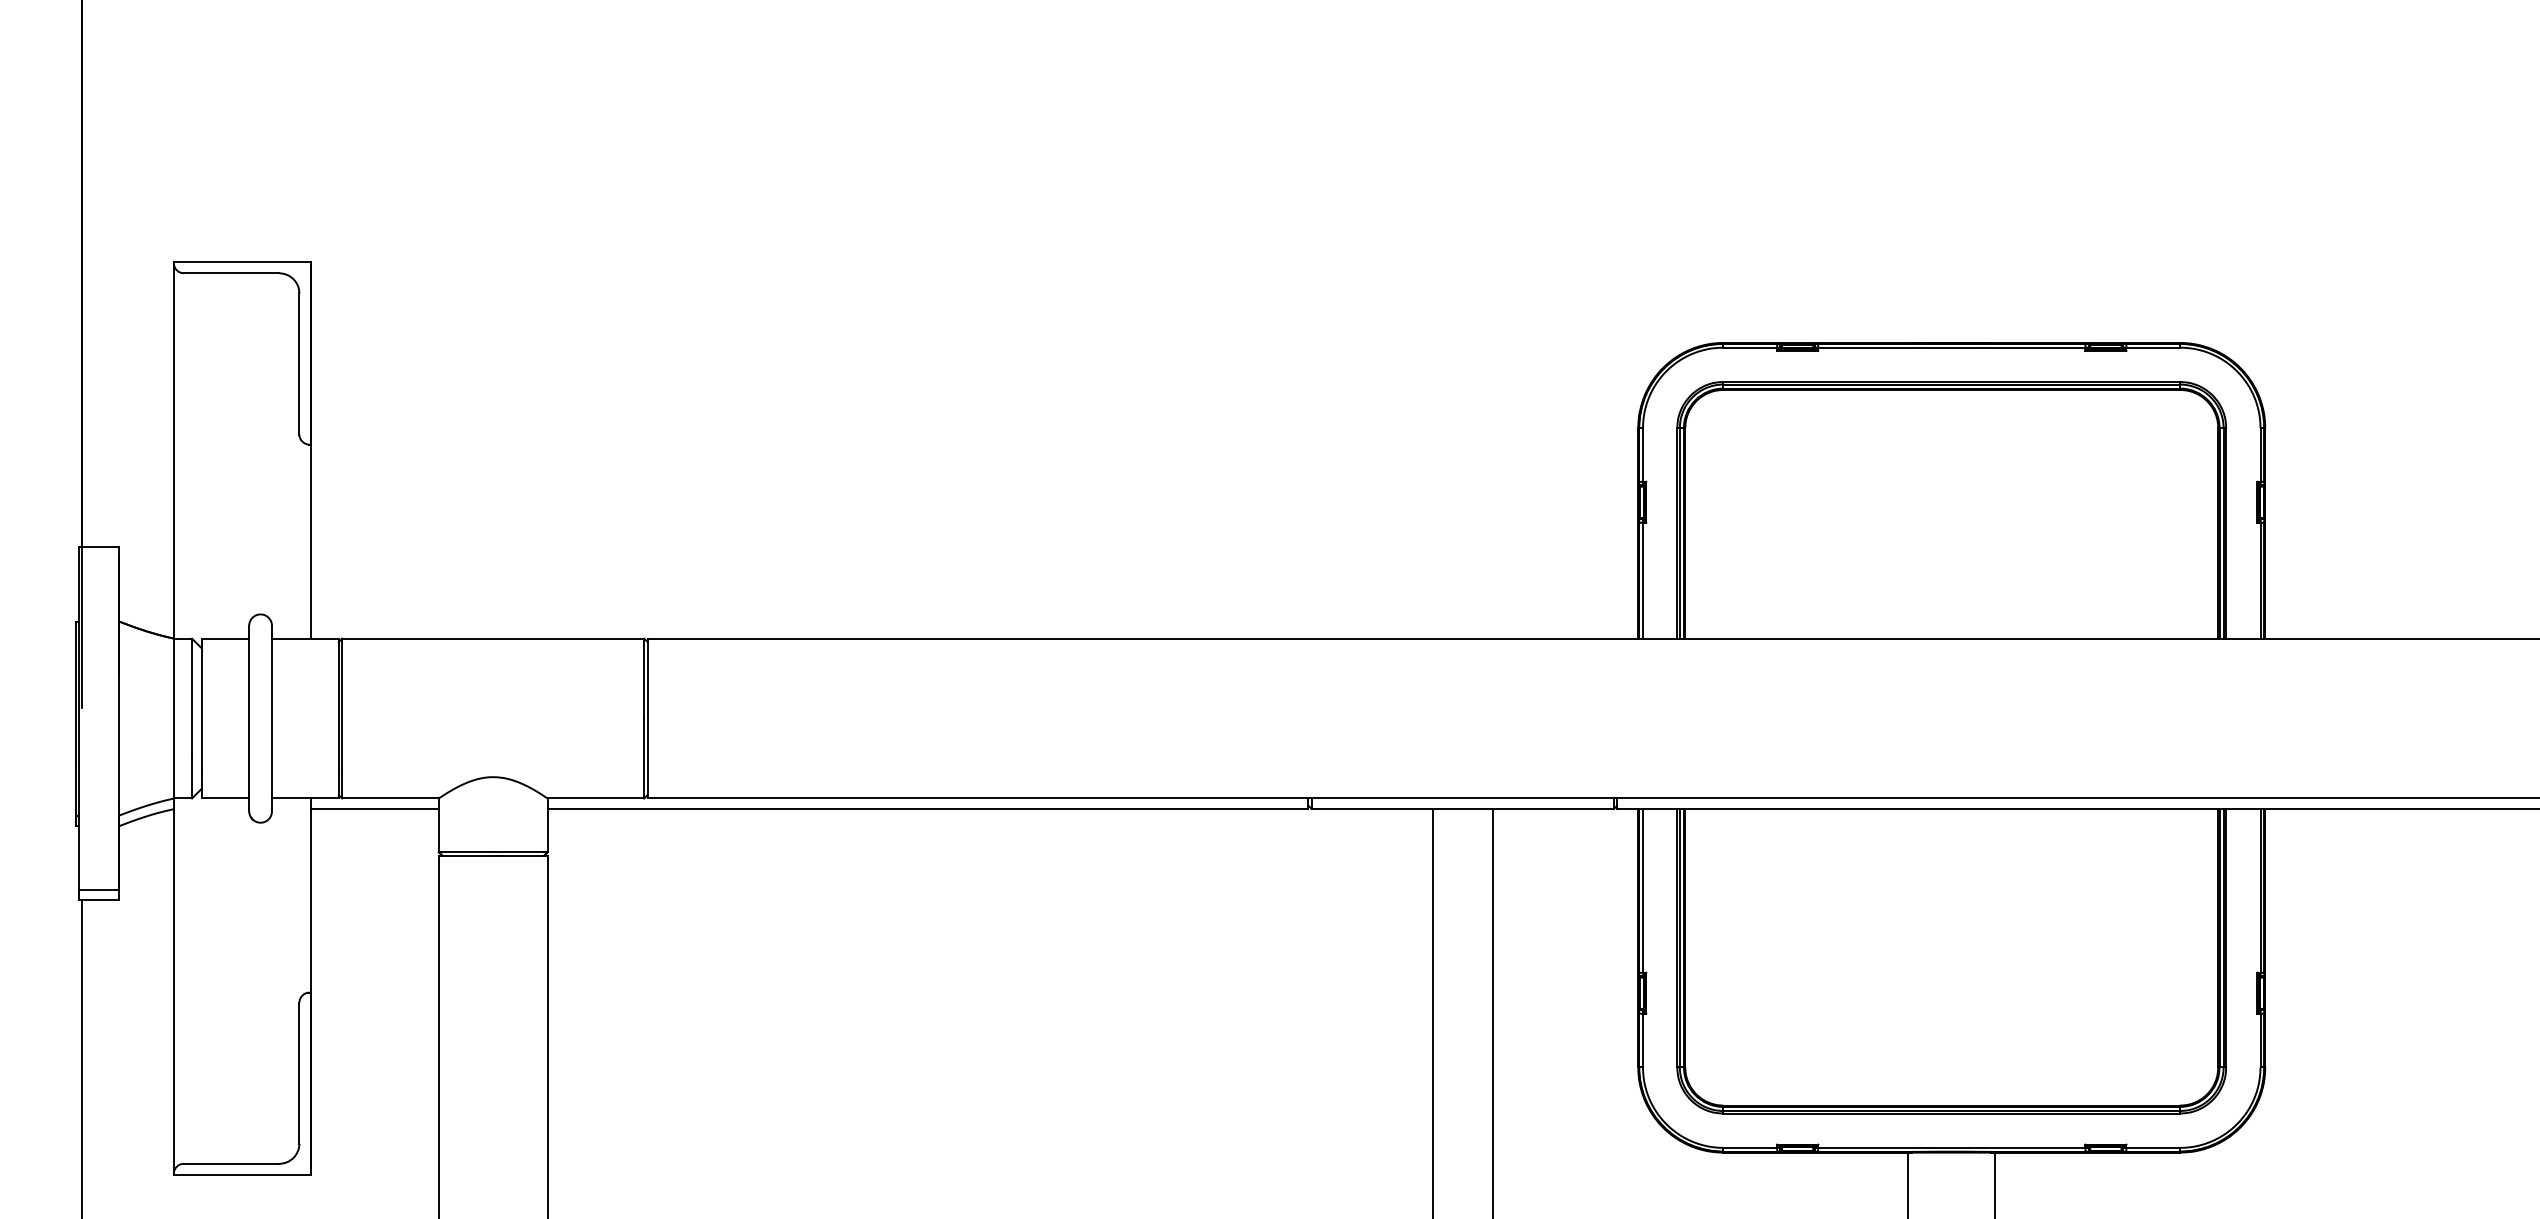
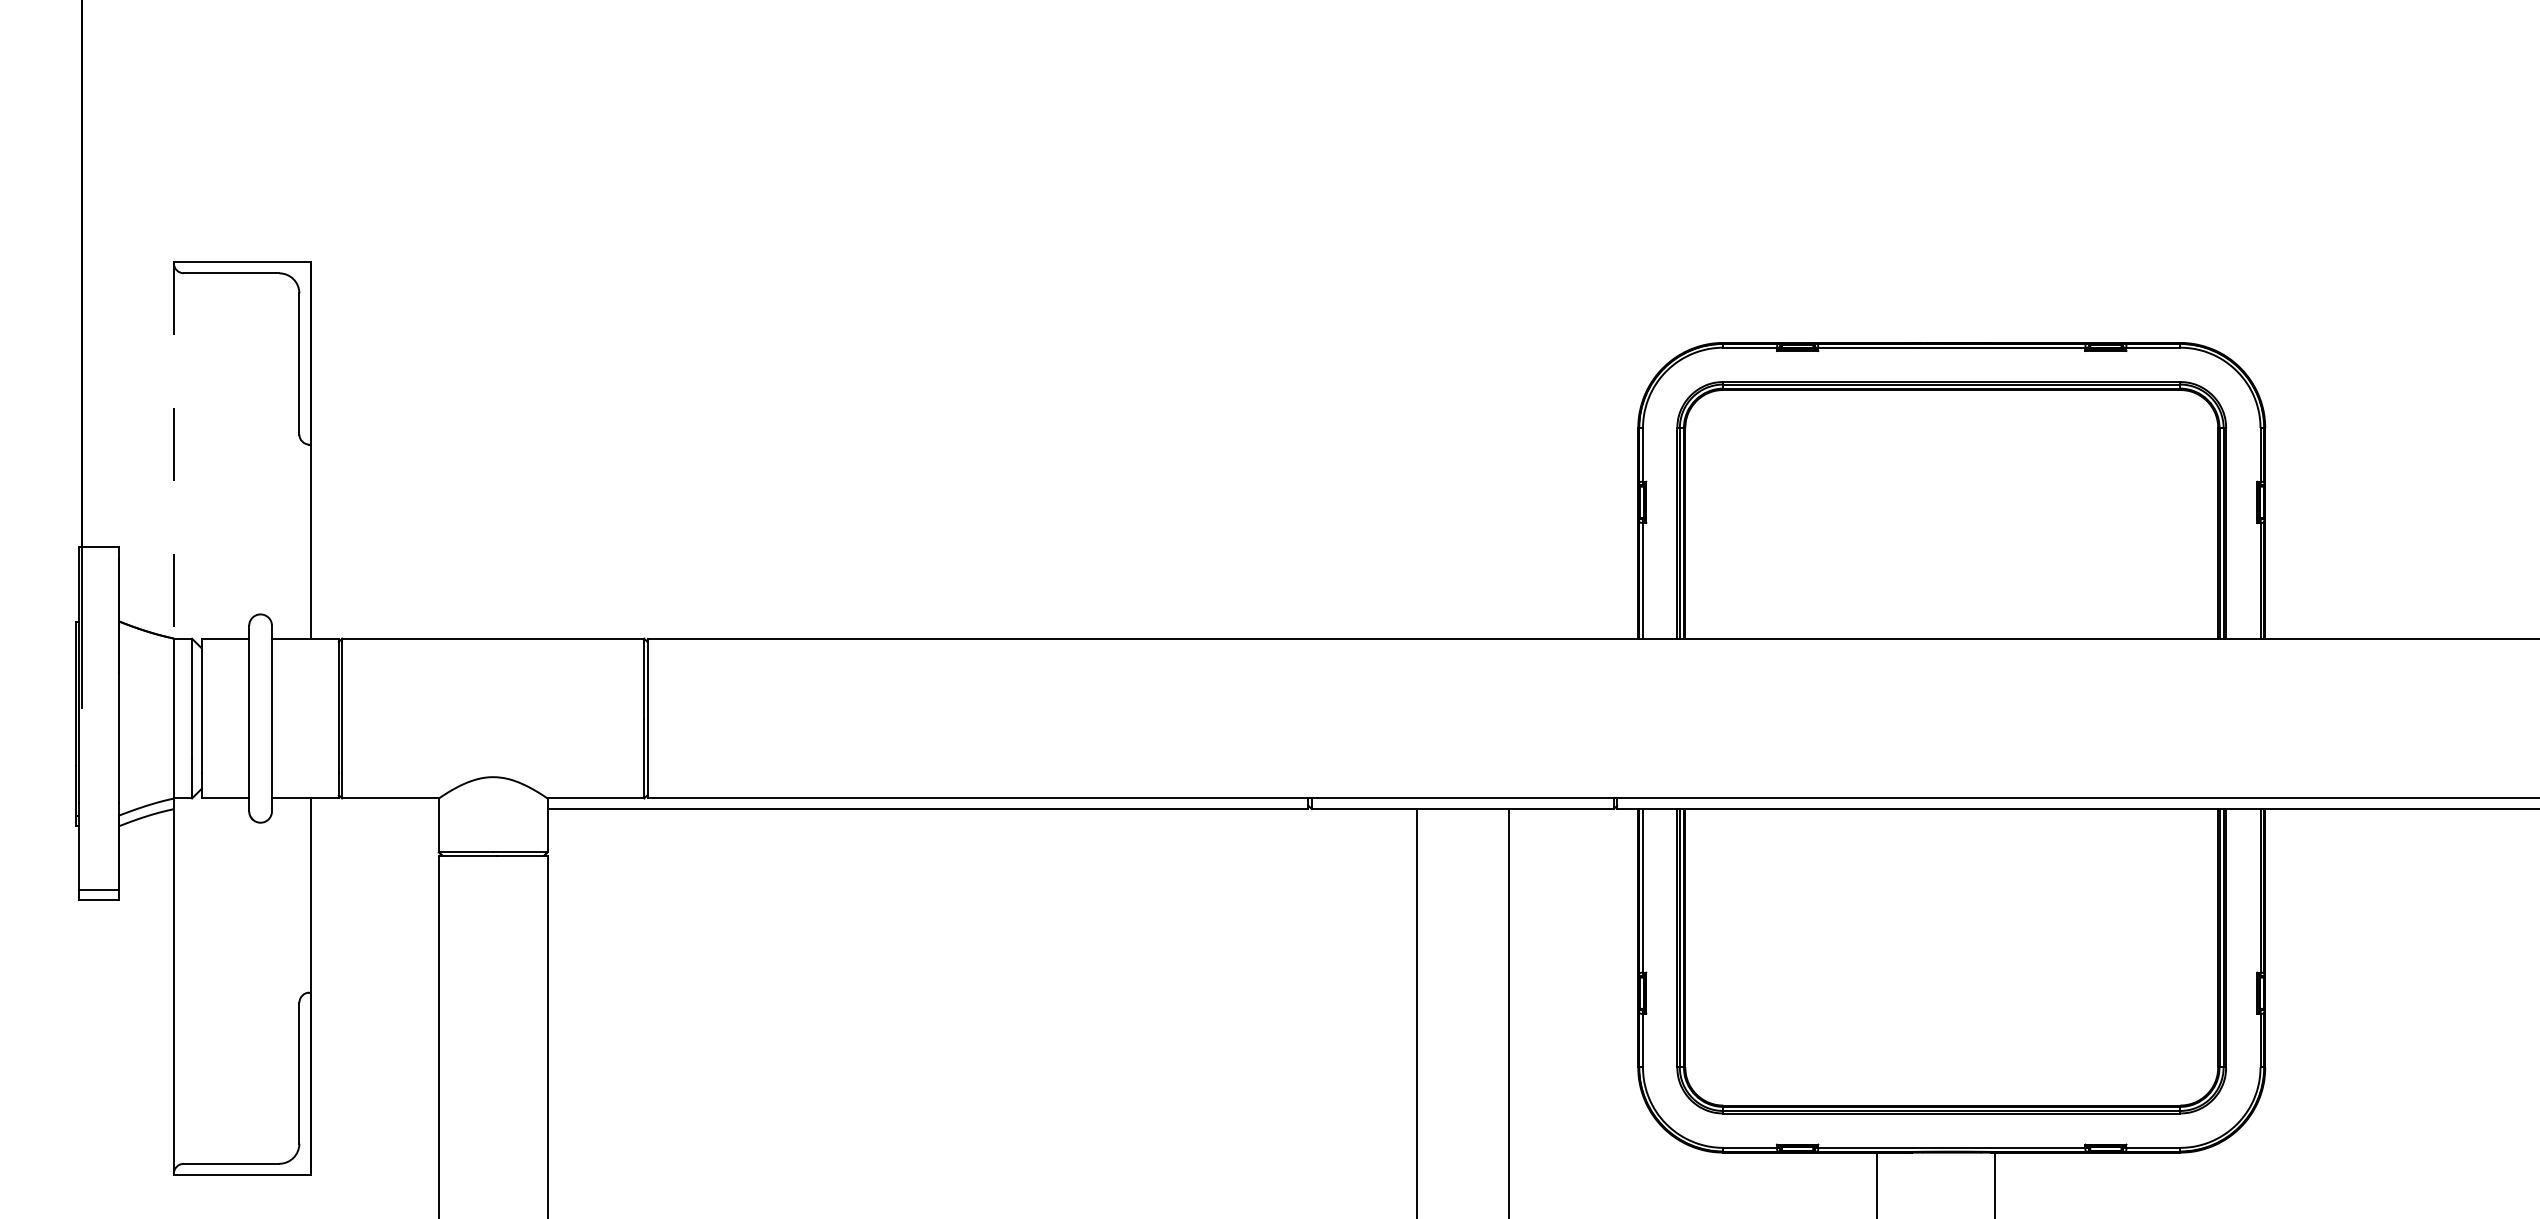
line: solid -> dashed (173, 450)
line: present -> none (374, 809)
line position: (1432, 1012) -> (1416, 1012) (1416, 1012)
line position: (1492, 1012) -> (1508, 1012) (1508, 1012)
line: present -> none (82, 1057)
line position: (1908, 1183) -> (1877, 1183) (1877, 1183)
